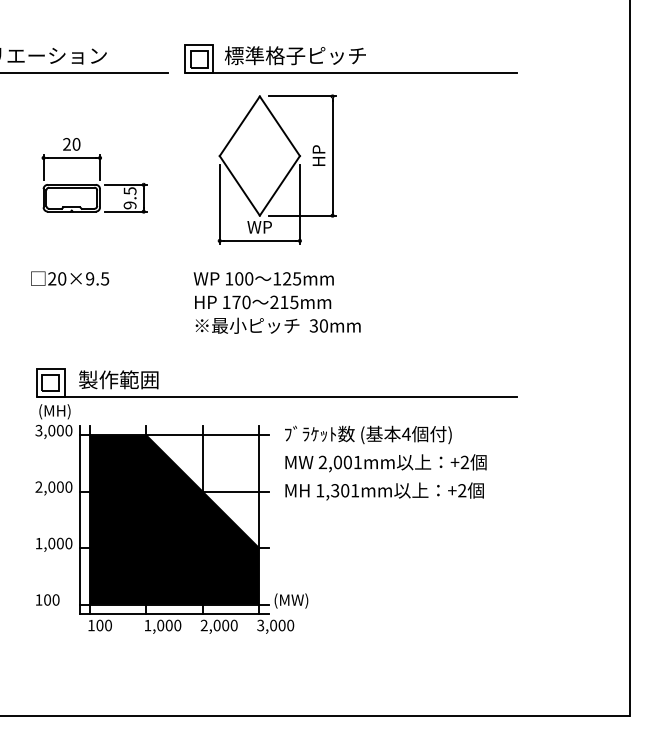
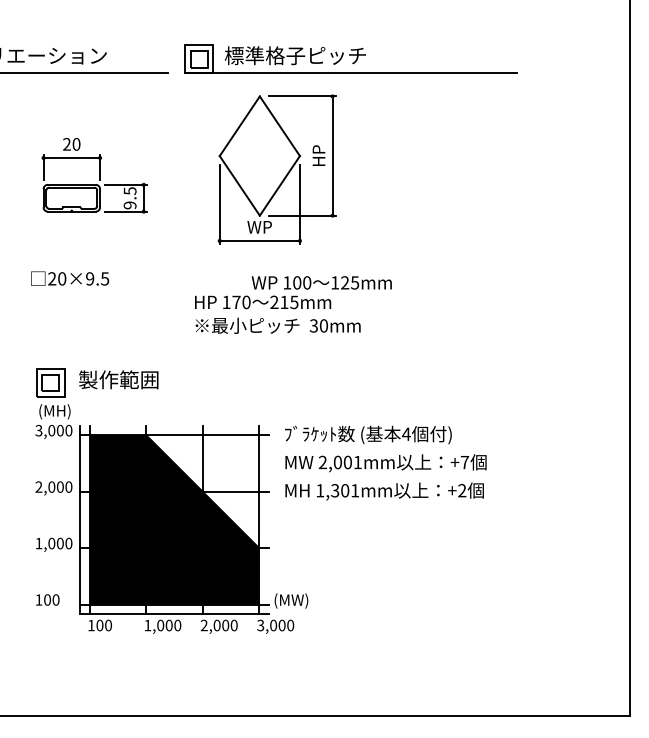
text position: (263, 278) -> (321, 282) (321, 282)
line: present -> none (276, 397)
text: +2 -> +7 (464, 462)
